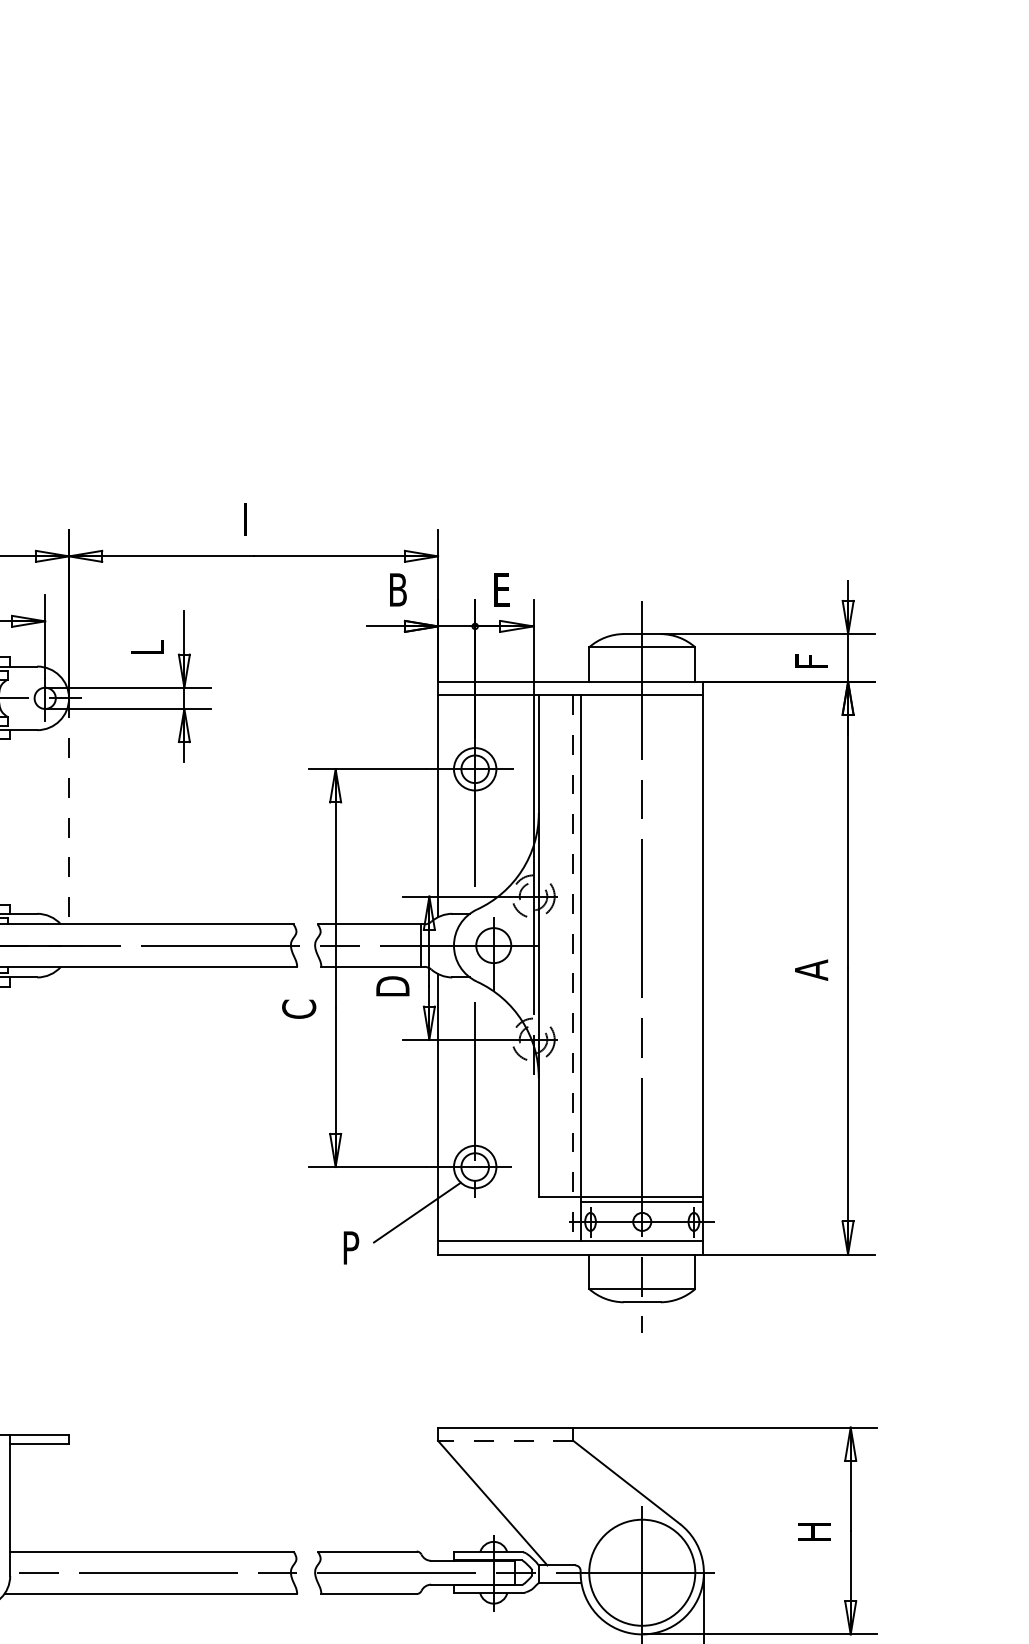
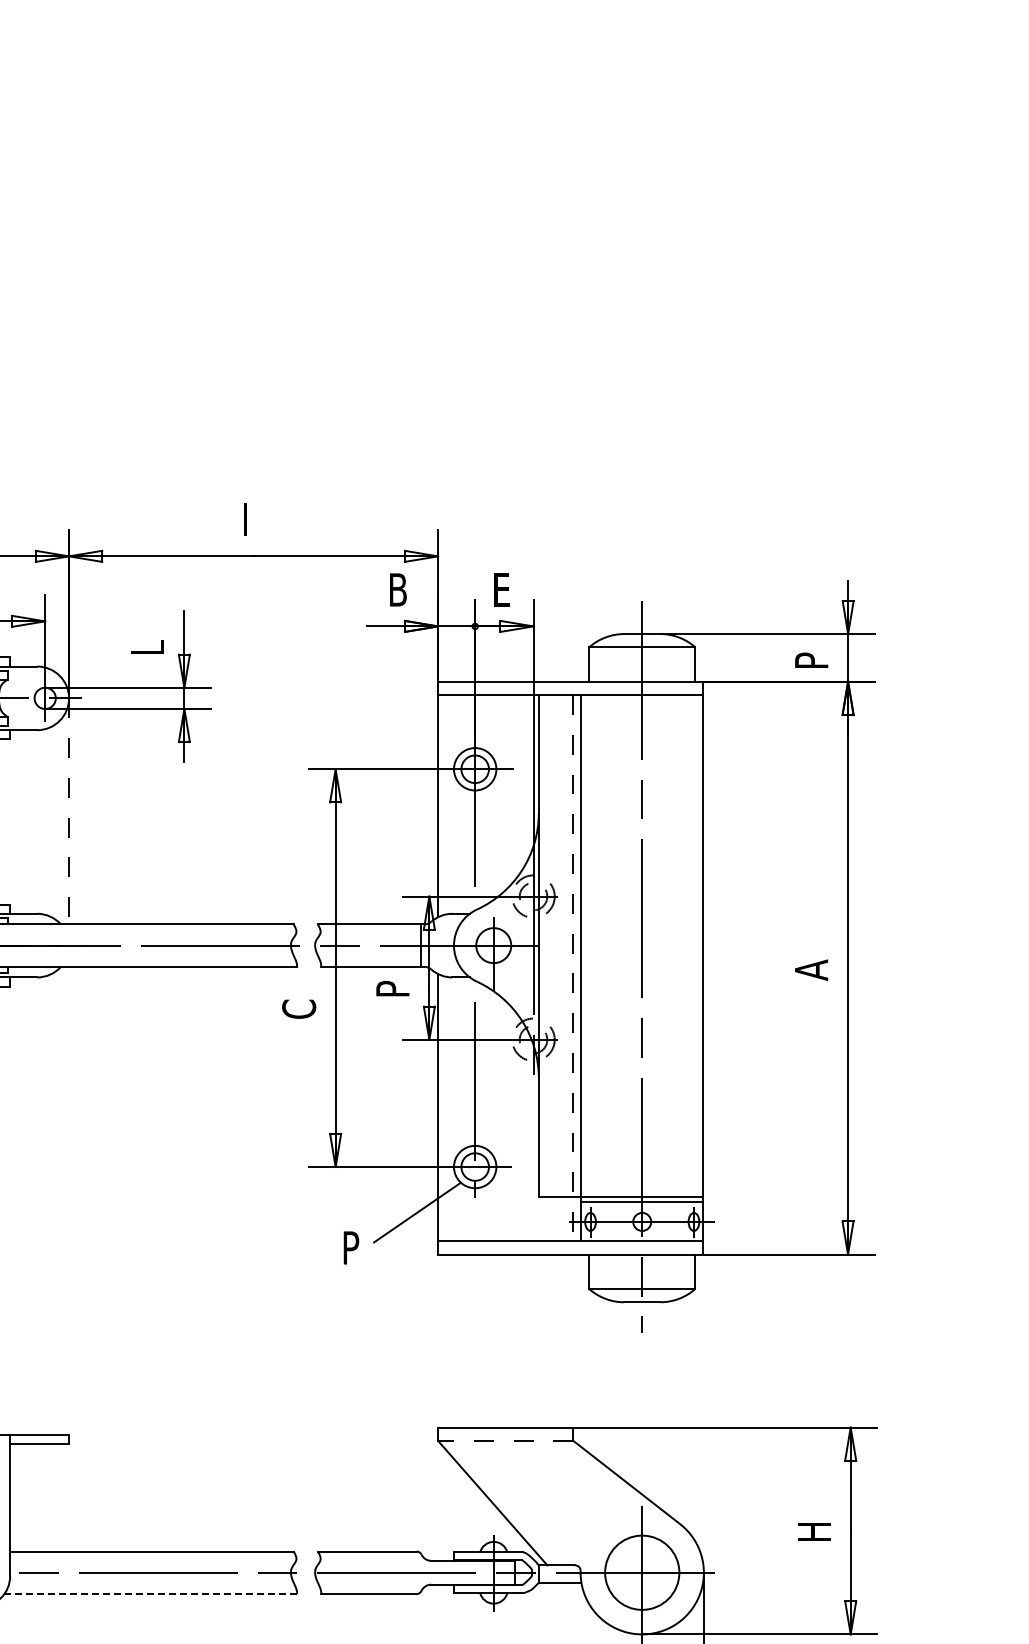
text: F -> P (811, 659)
text: D -> P (392, 984)
circle diameter: 106 px -> 74 px (642, 1572)
line: solid -> dashed (150, 1593)
